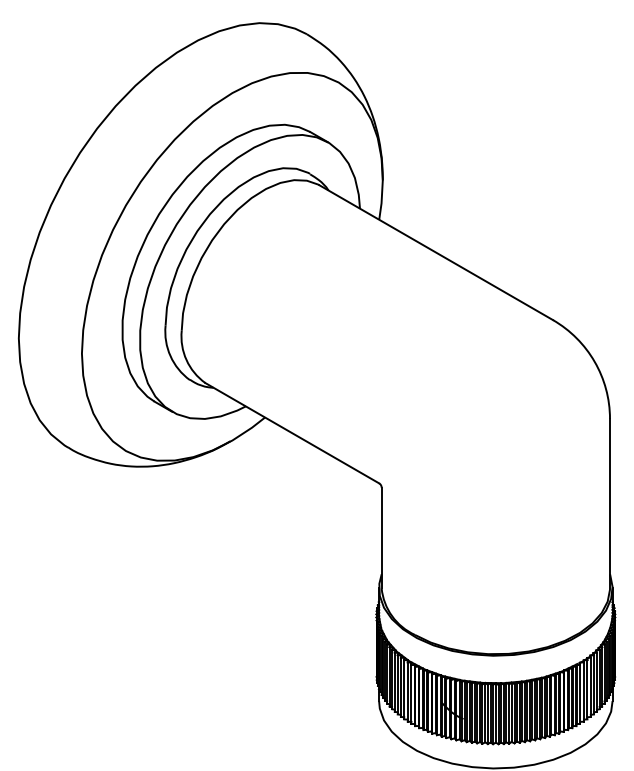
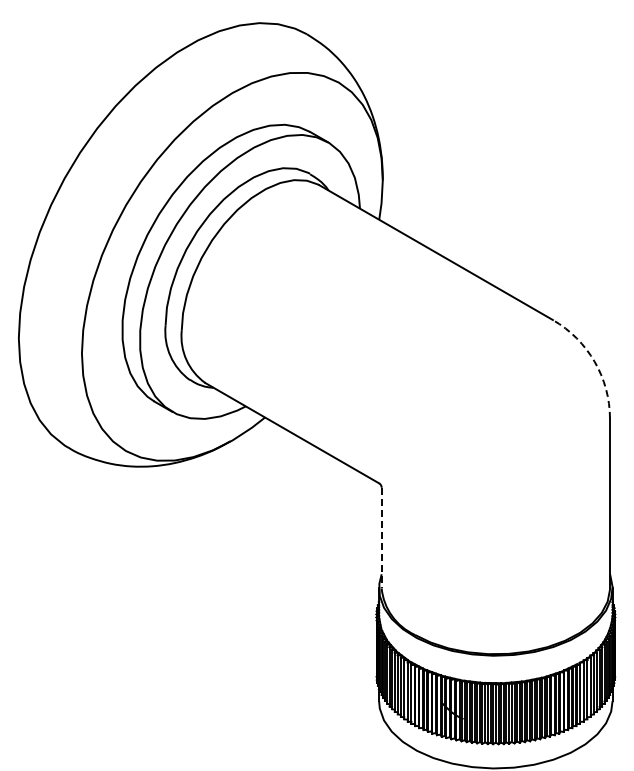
arc: solid -> dashed (594, 361)
line: solid -> dashed (381, 538)
